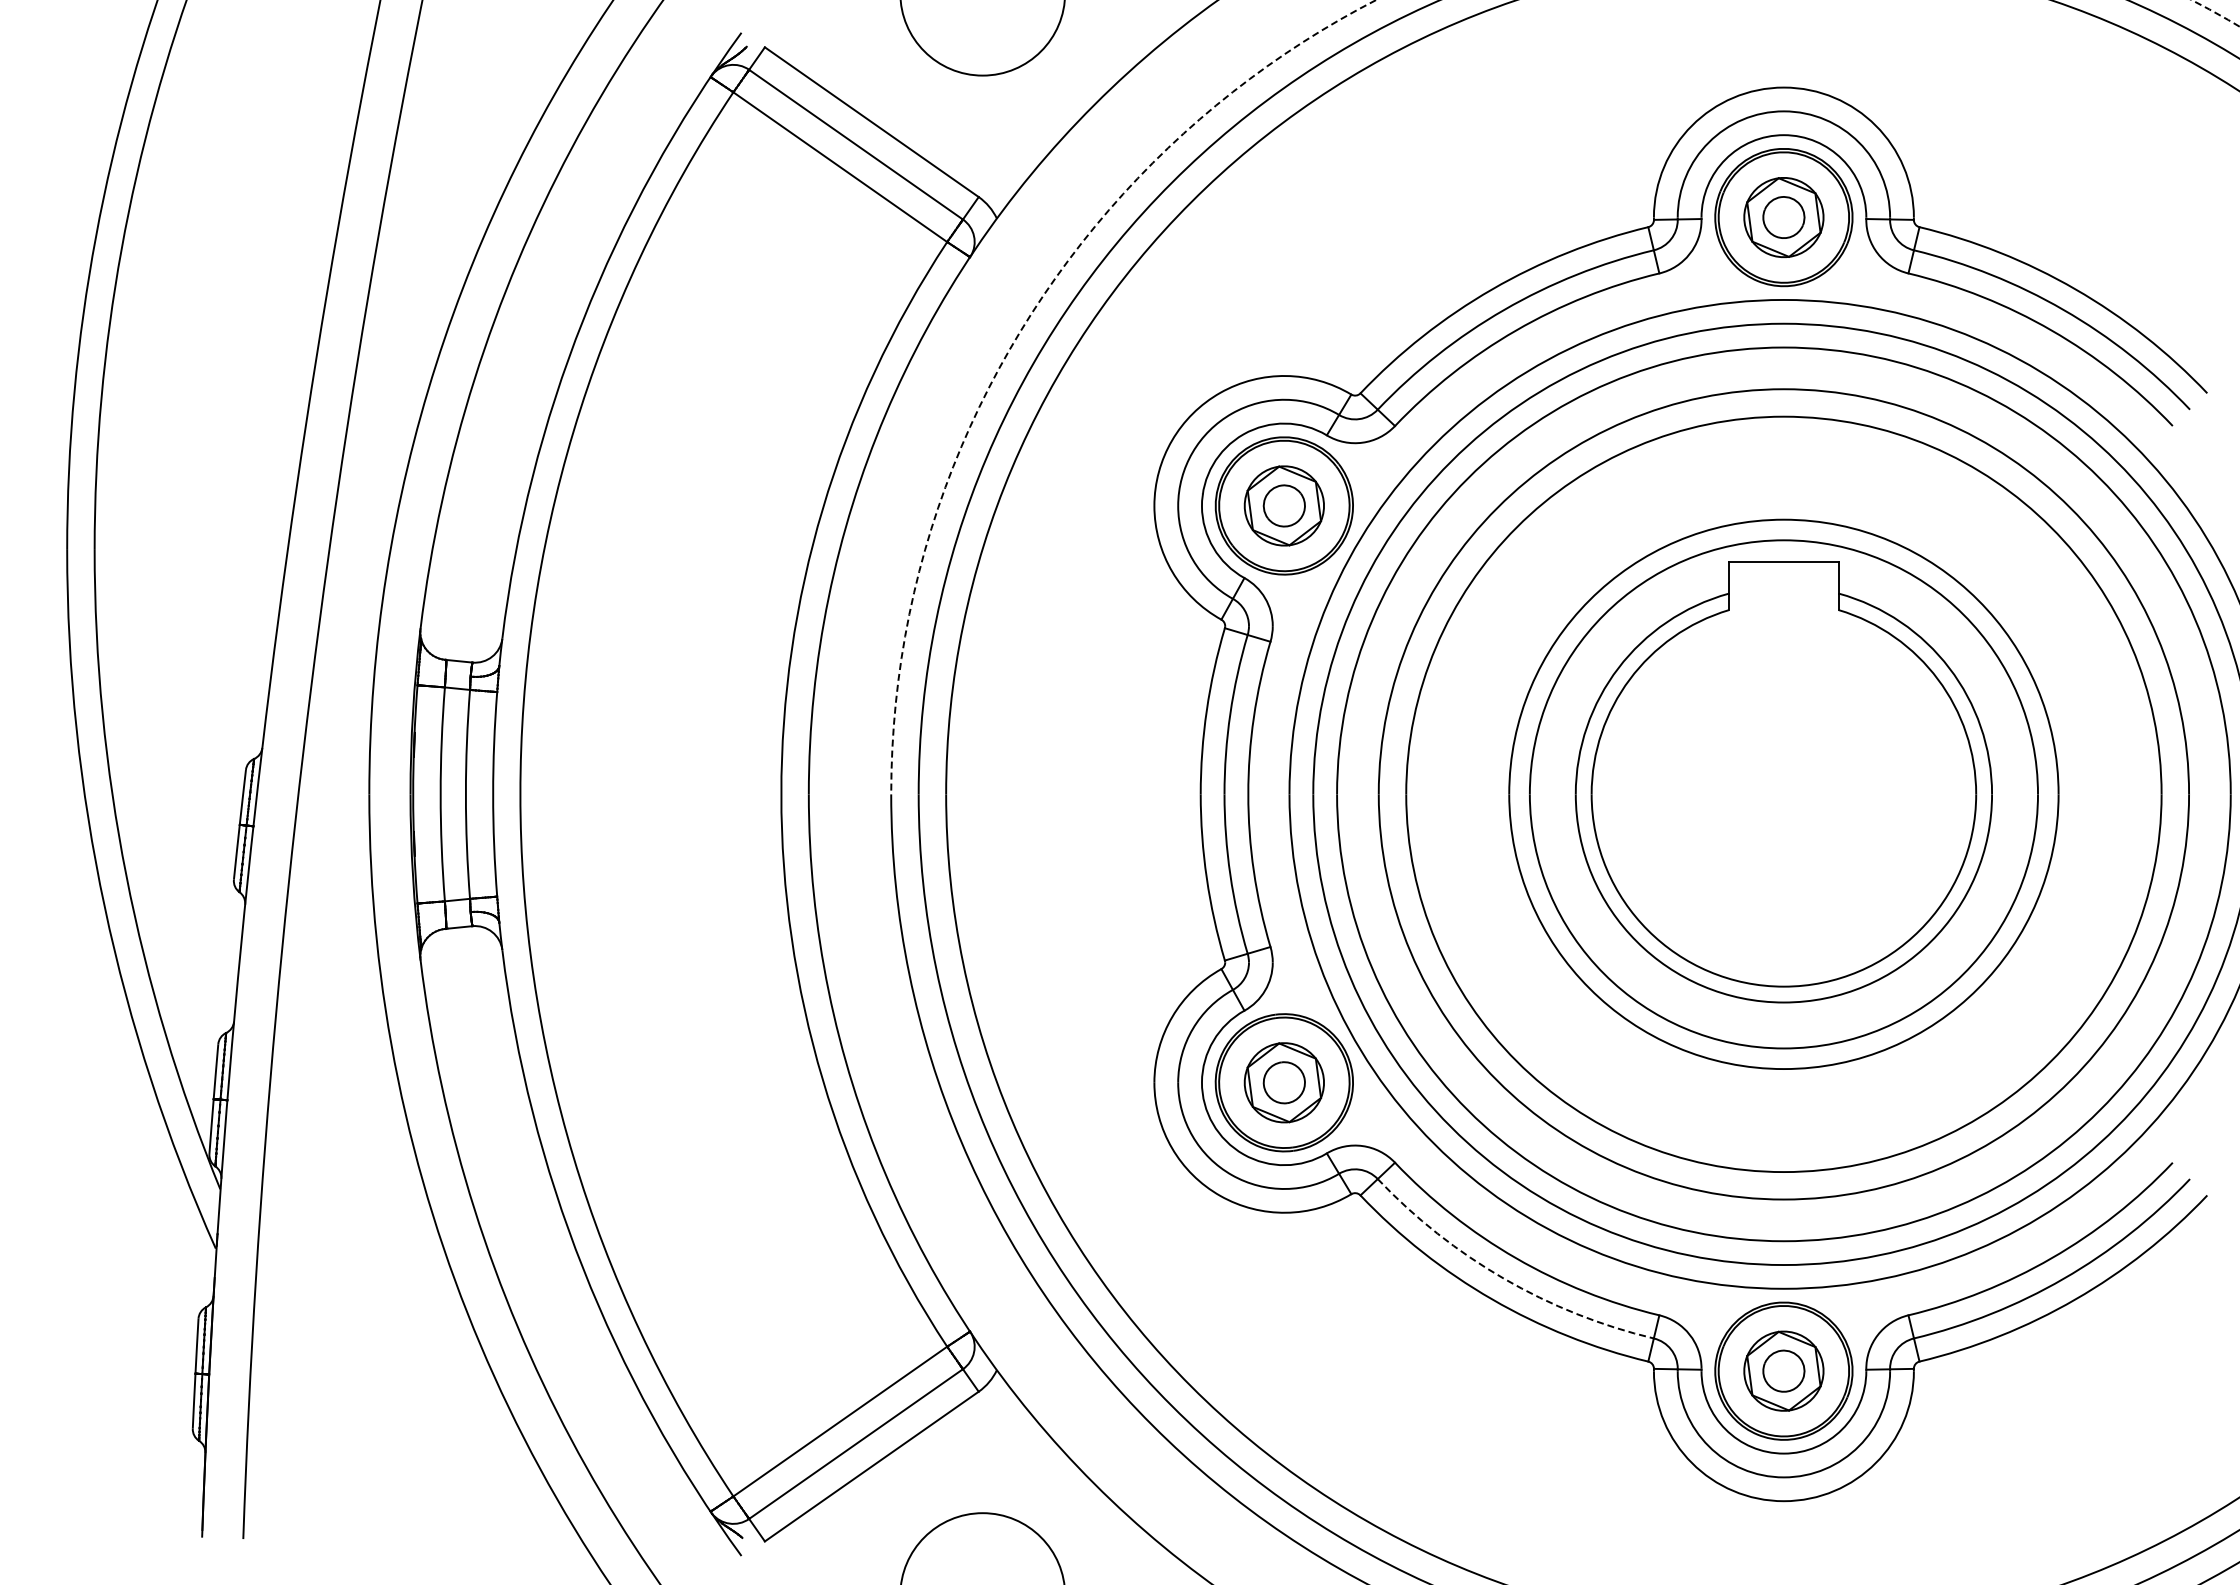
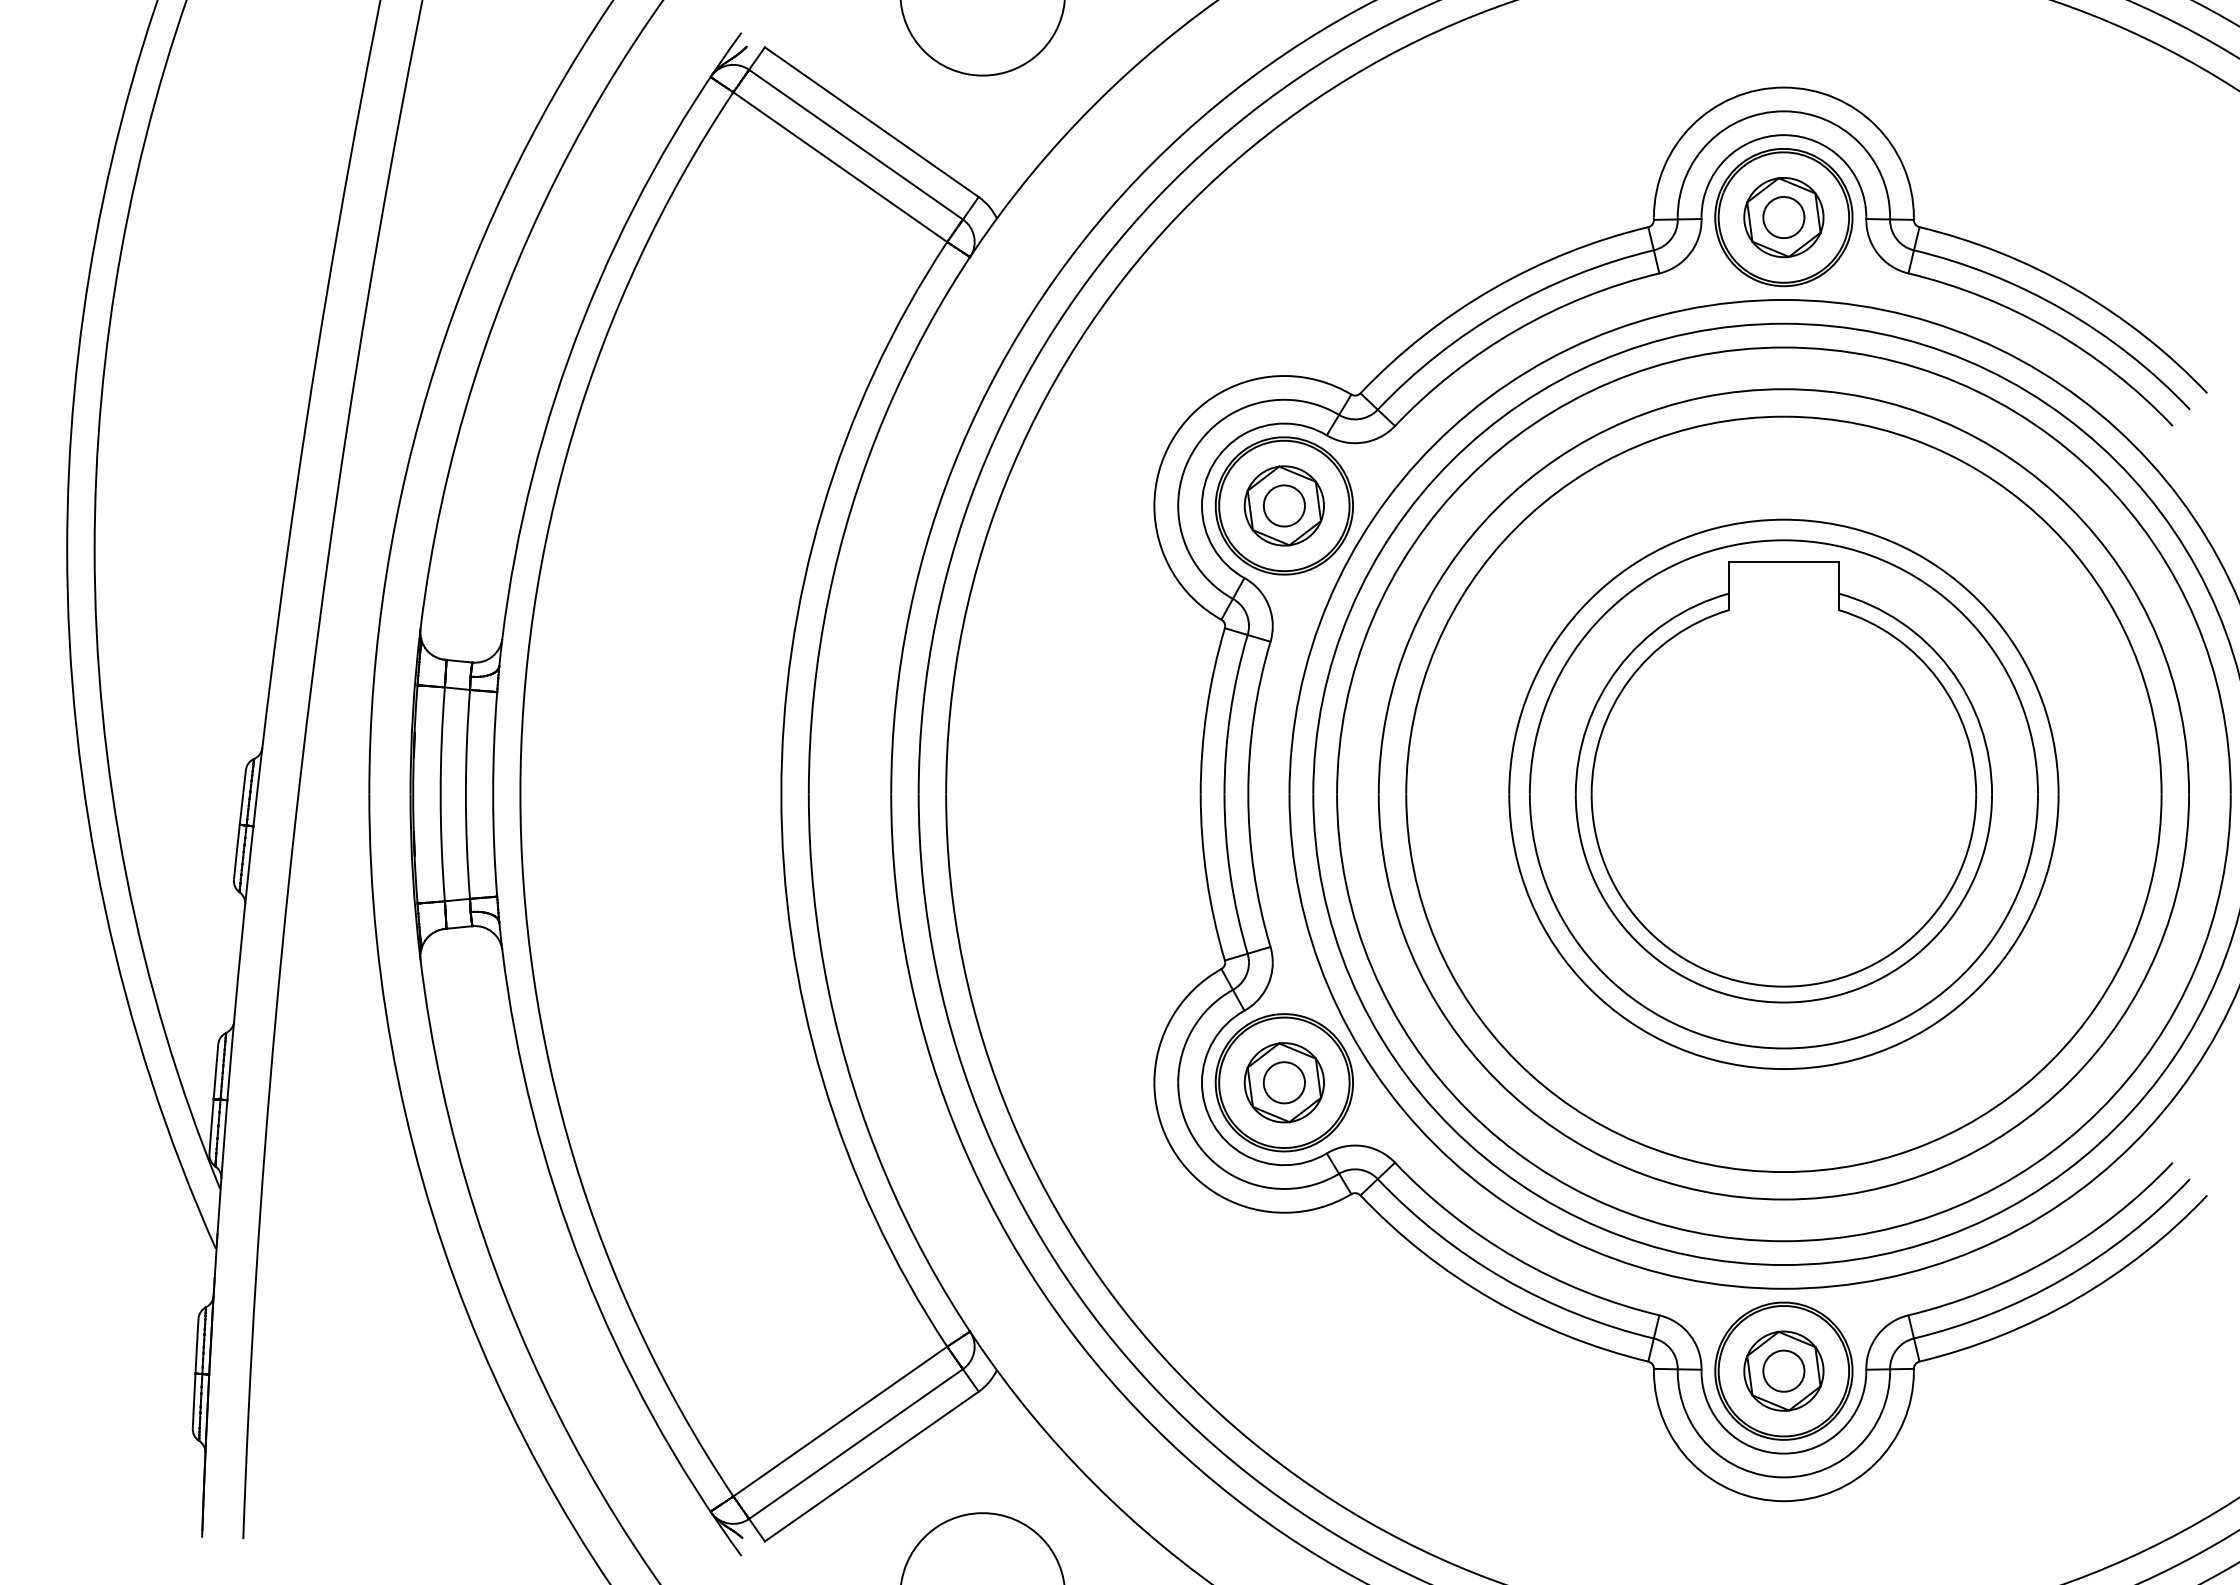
arc: dashed -> solid (1037, 305)
arc: dashed -> solid (1504, 1278)
